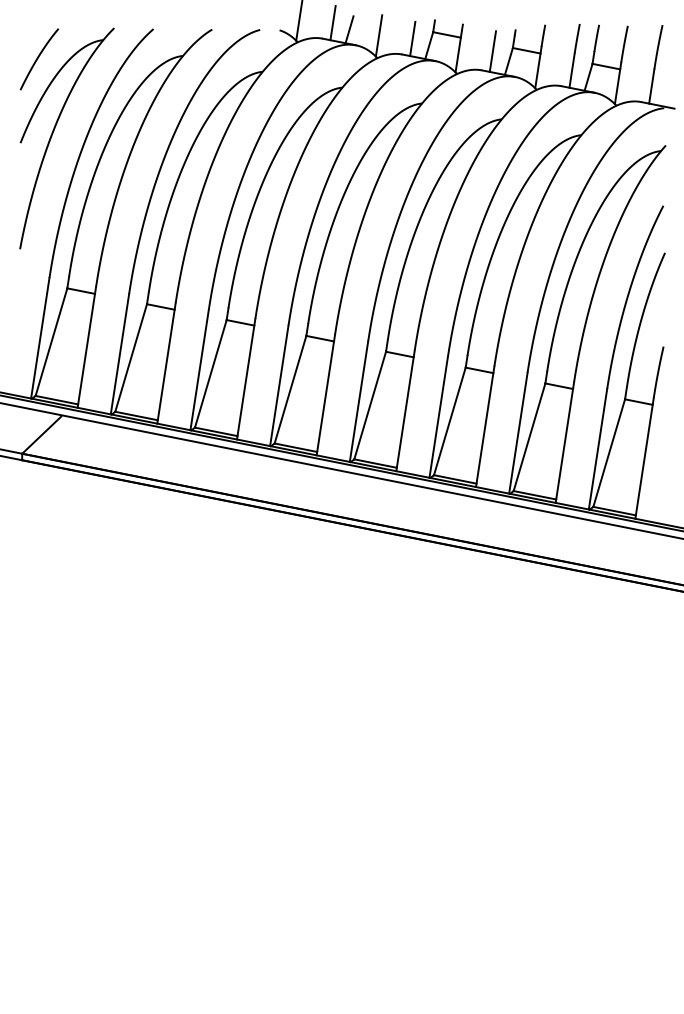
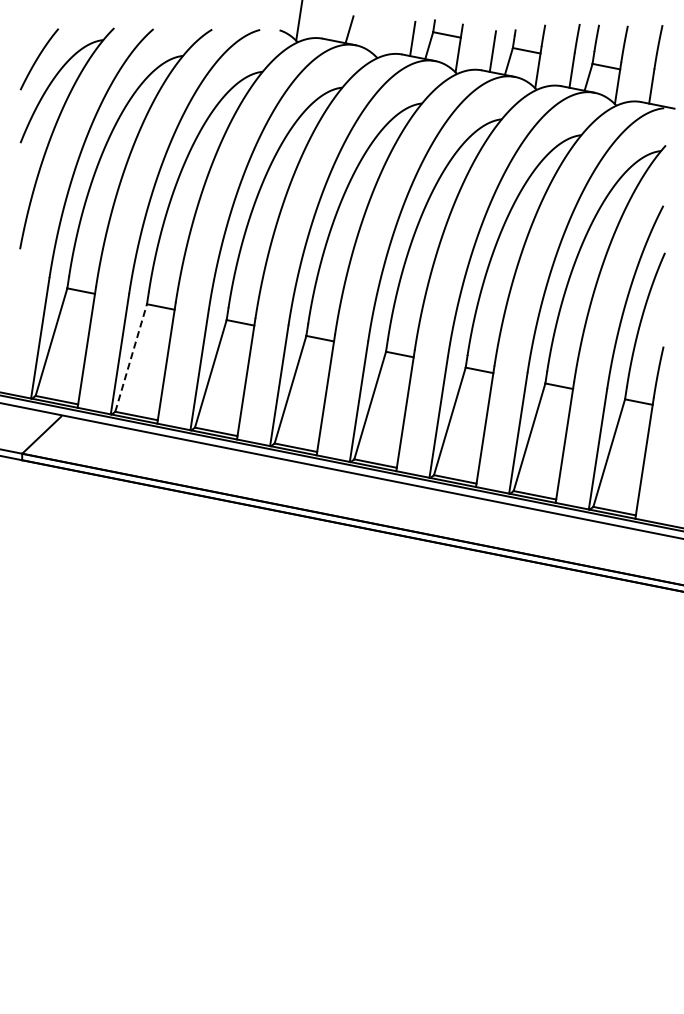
line: present -> none (332, 23)
line: present -> none (378, 35)
line: solid -> dashed (131, 357)
